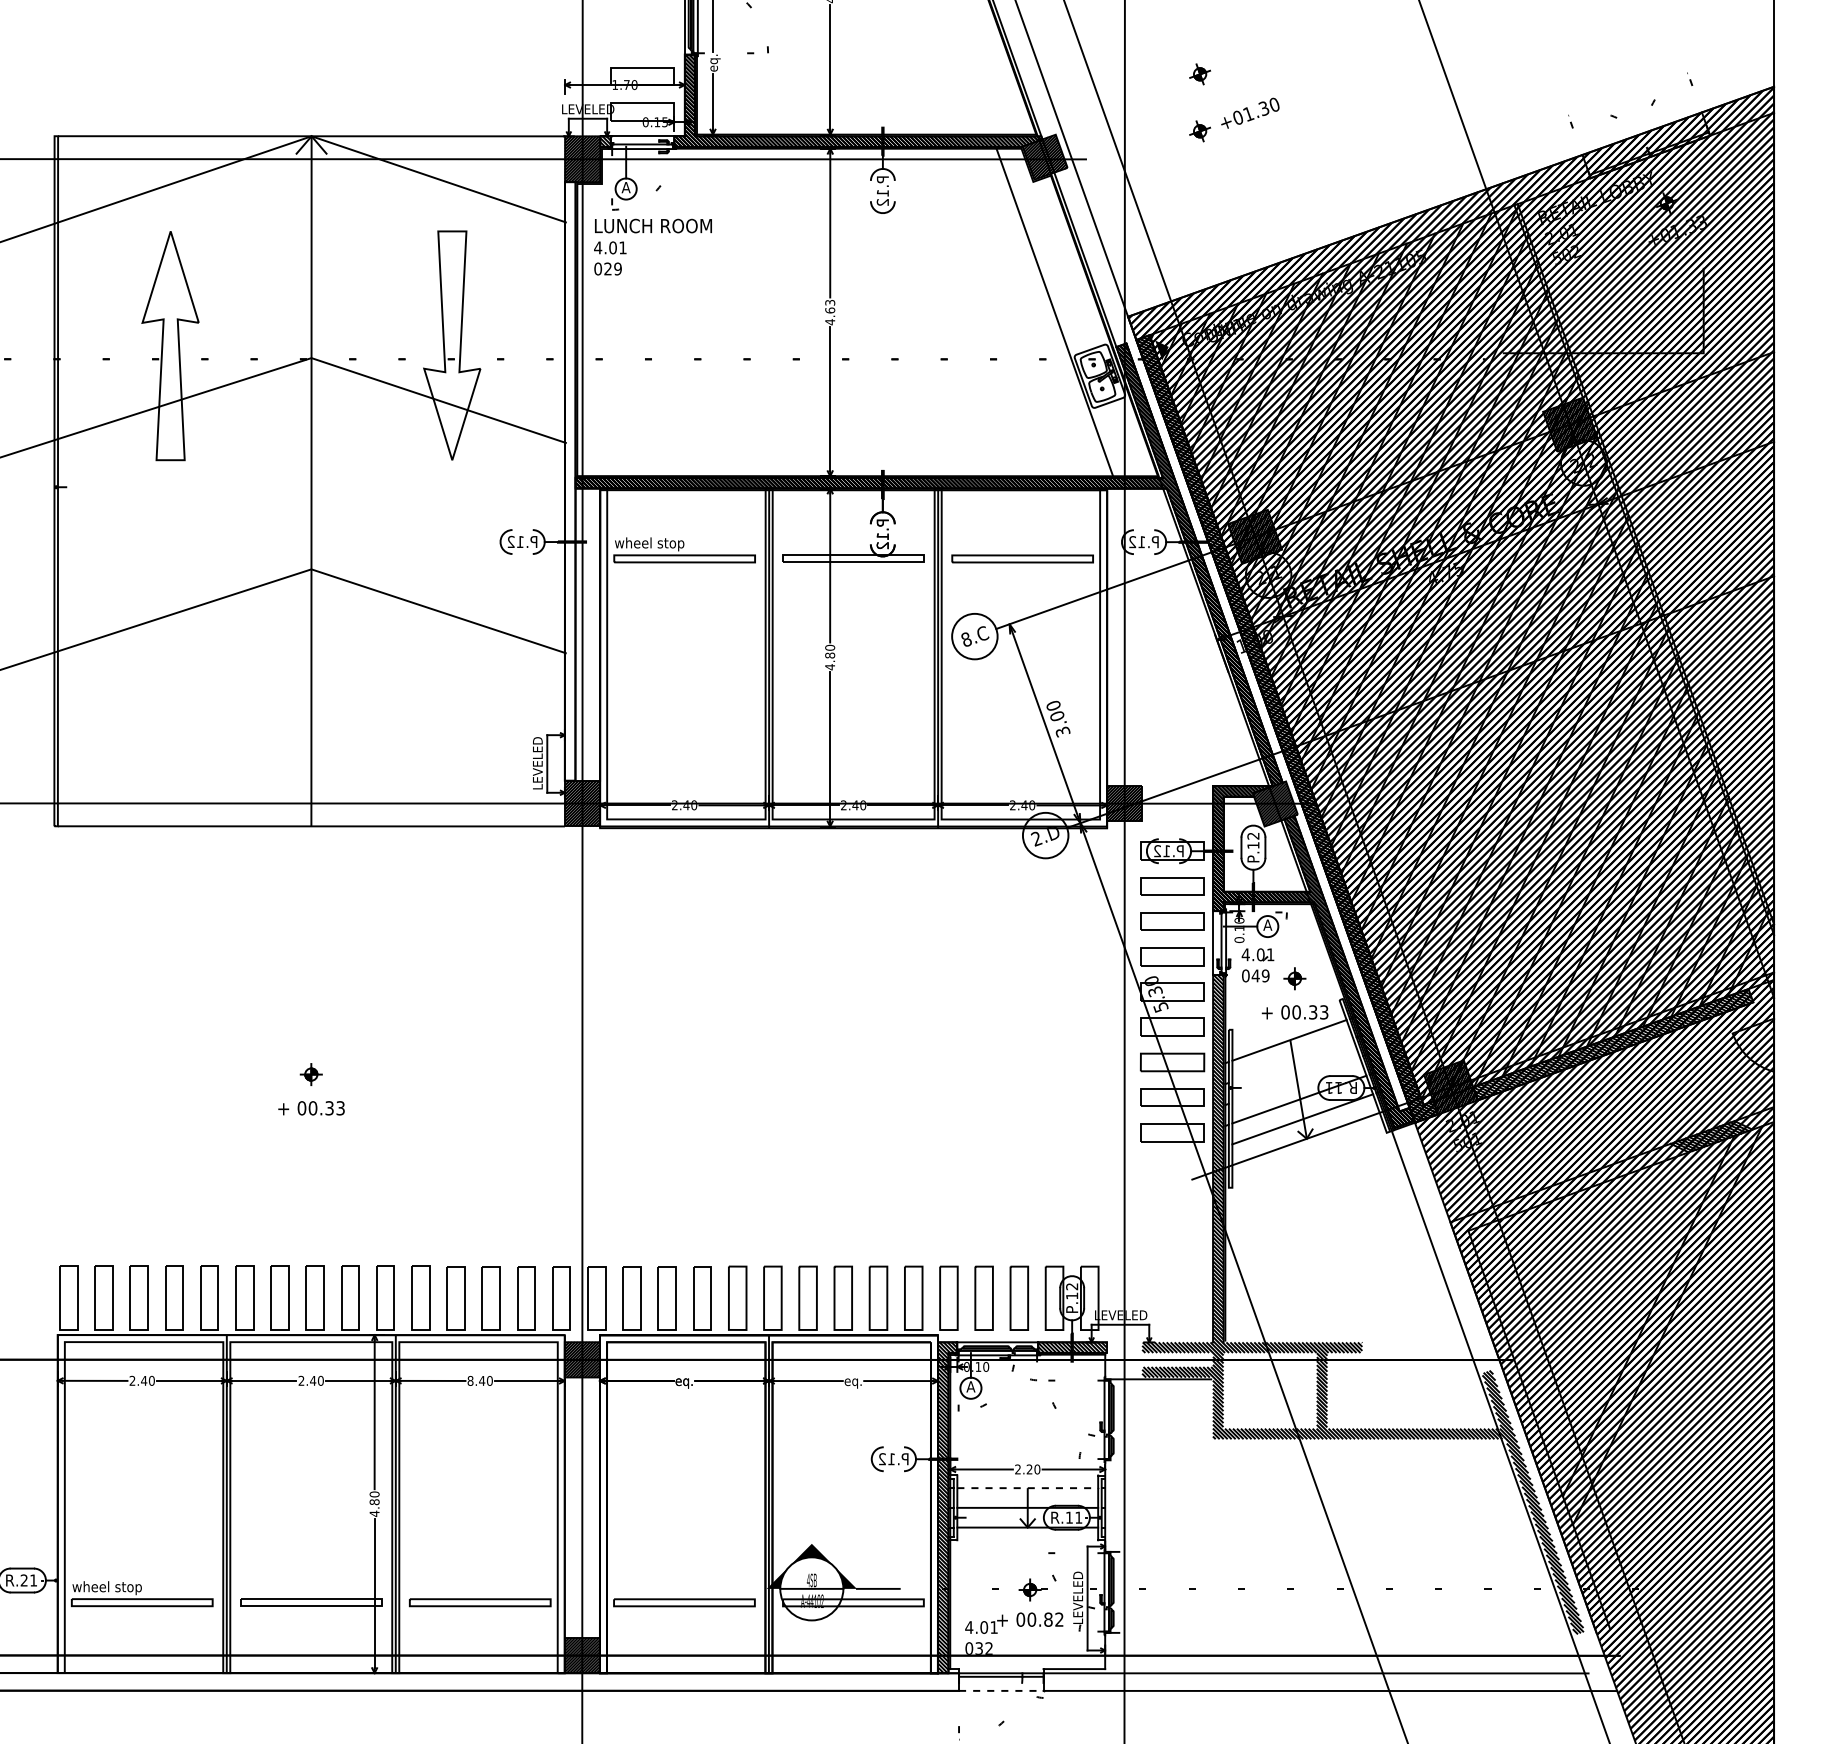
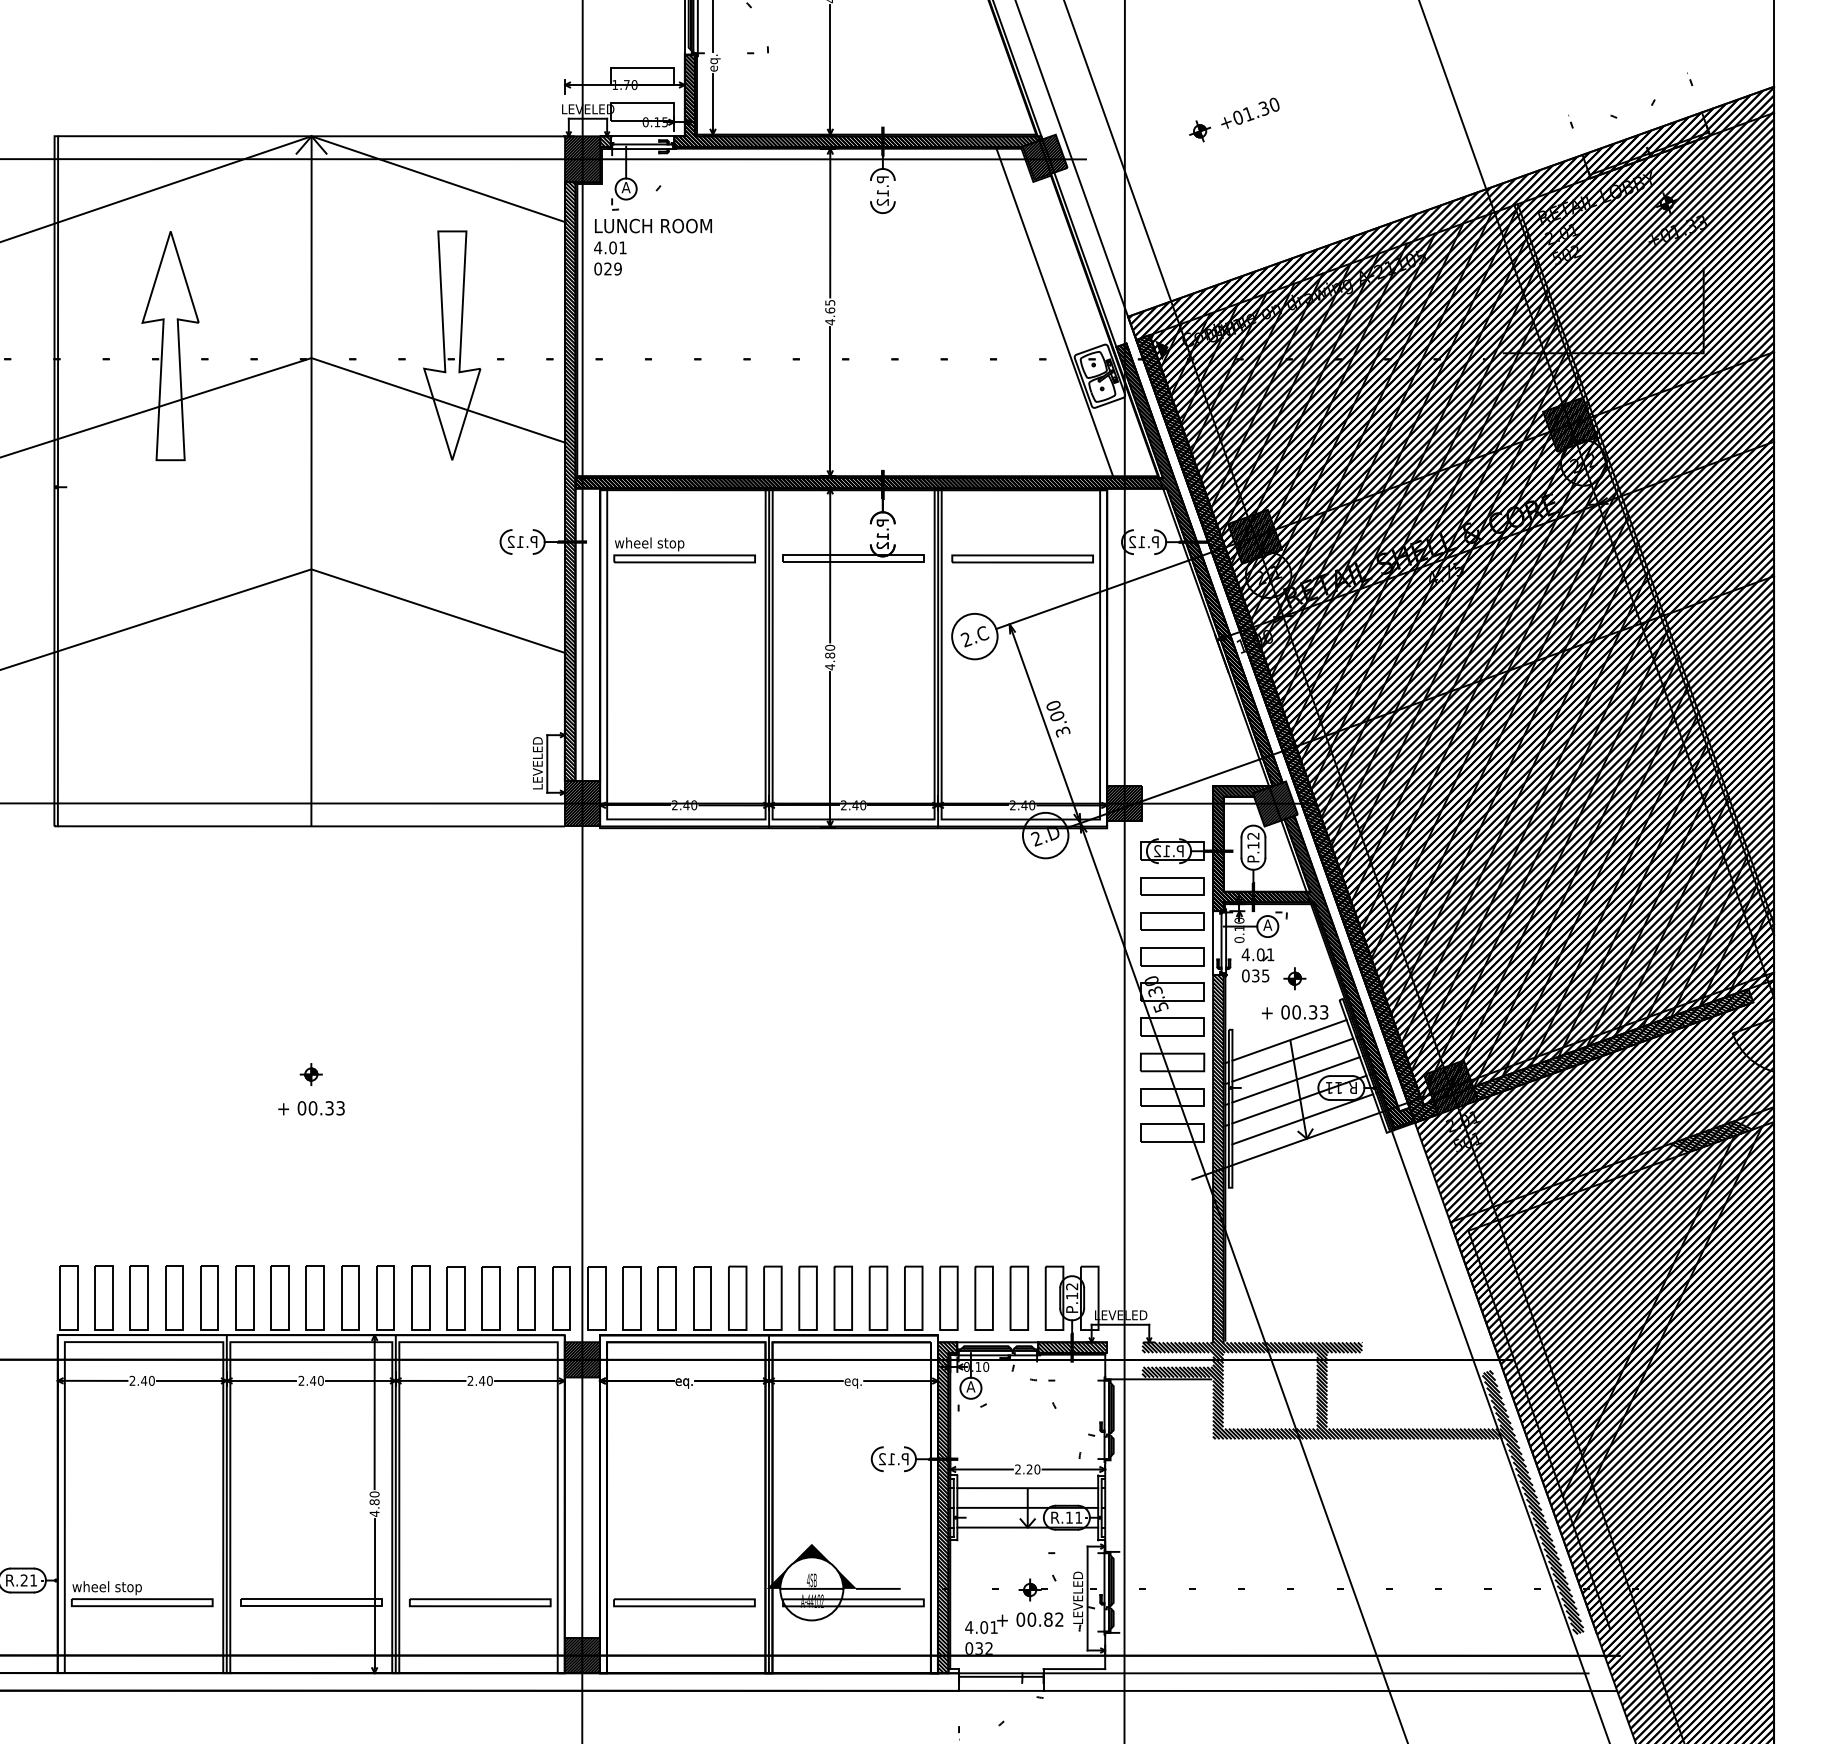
part: present -> none (1199, 74)
text: 4.63 -> 4.65 (829, 302)
hatch: none -> present (569, 481)
text: 8.C -> 2.C (966, 639)
text: 049 -> 035 (1260, 975)
line: none -> present (1292, 1059)
line: none -> present (1295, 1079)
text: 8.40 -> 2.40 (470, 1380)
line: dashed -> solid (1028, 1488)
line: dashed -> solid (1001, 1690)
